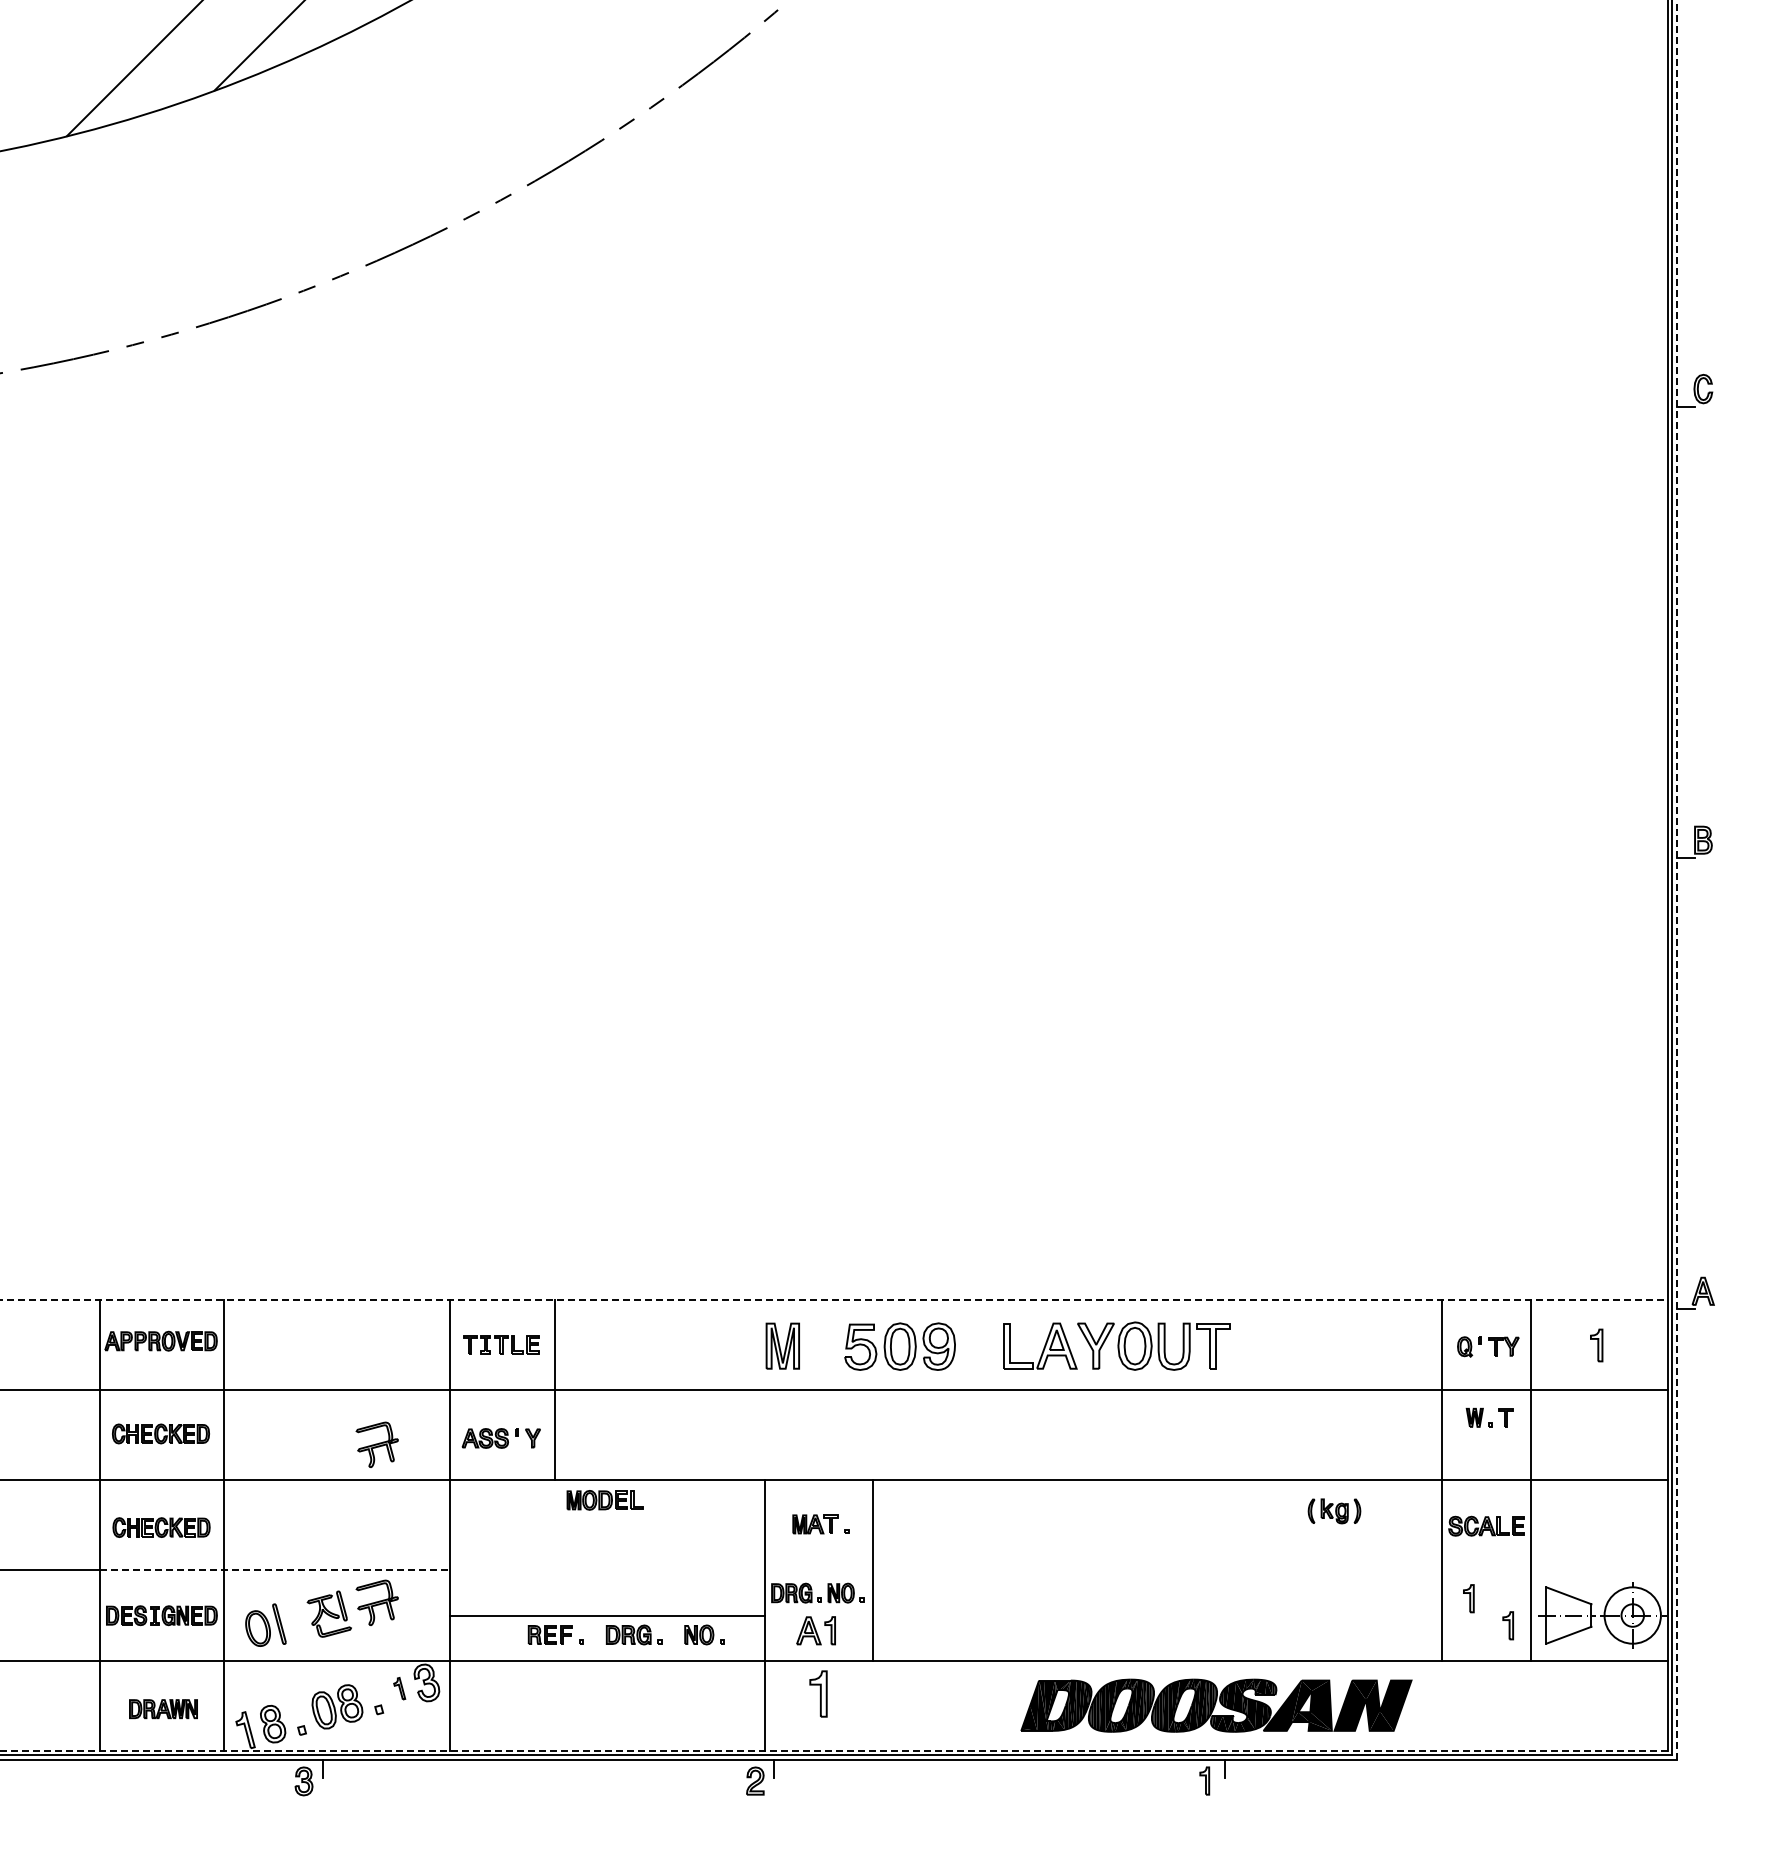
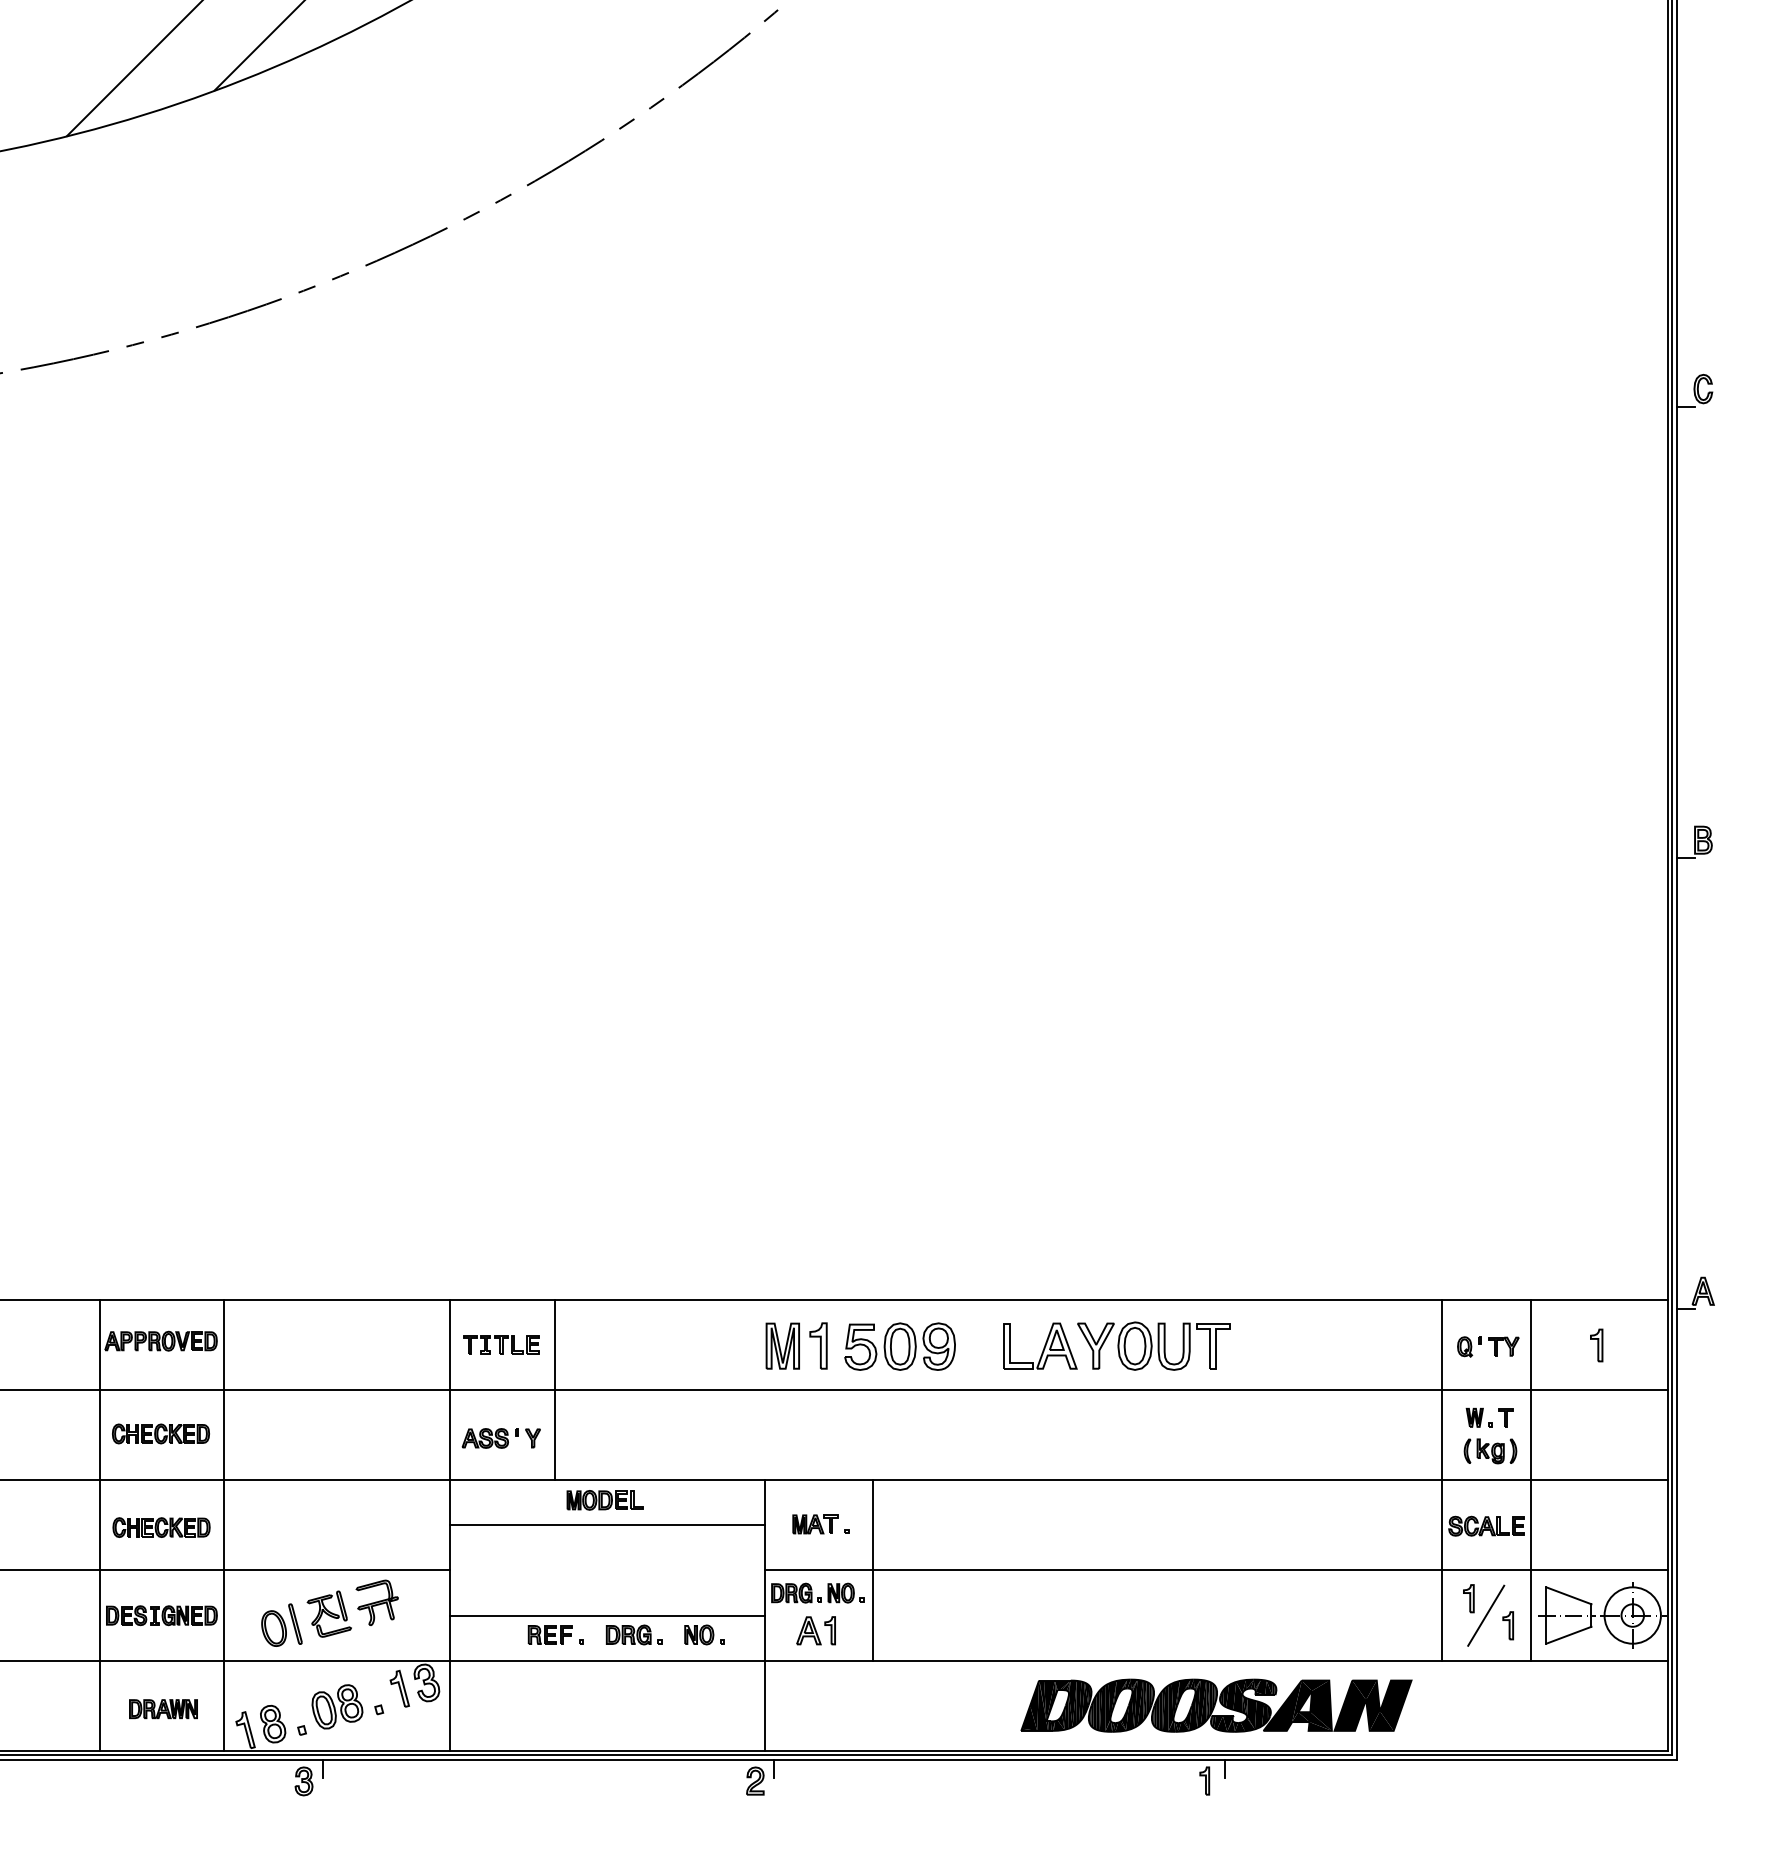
line: dashed -> solid (1676, 879)
line: dashed -> solid (834, 1299)
part: present -> none (376, 1444)
part position: (1334, 1511) -> (1490, 1451) (1490, 1451)
line: none -> present (607, 1525)
line: dashed -> solid (274, 1570)
line: none -> present (1216, 1570)
line: none -> present (1486, 1615)
part position: (265, 1624) -> (281, 1624) (281, 1624)
part size: 14x24 px -> 21x39 px (399, 1688)
part position: (818, 1693) -> (818, 1345) (818, 1345)
line: dashed -> solid (834, 1750)
